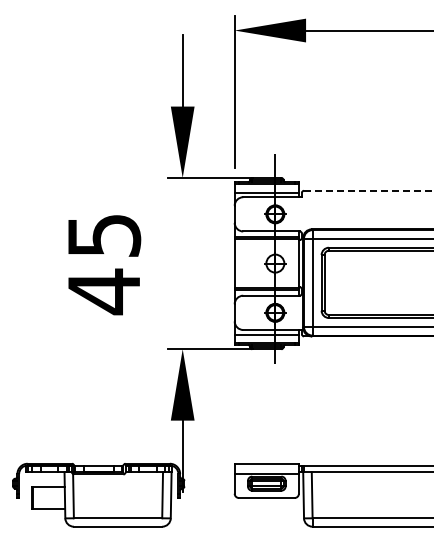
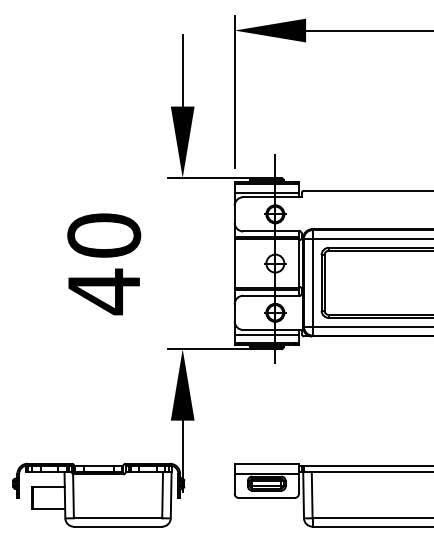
line: dashed -> solid (369, 190)
text: 45 -> 40 (104, 235)
